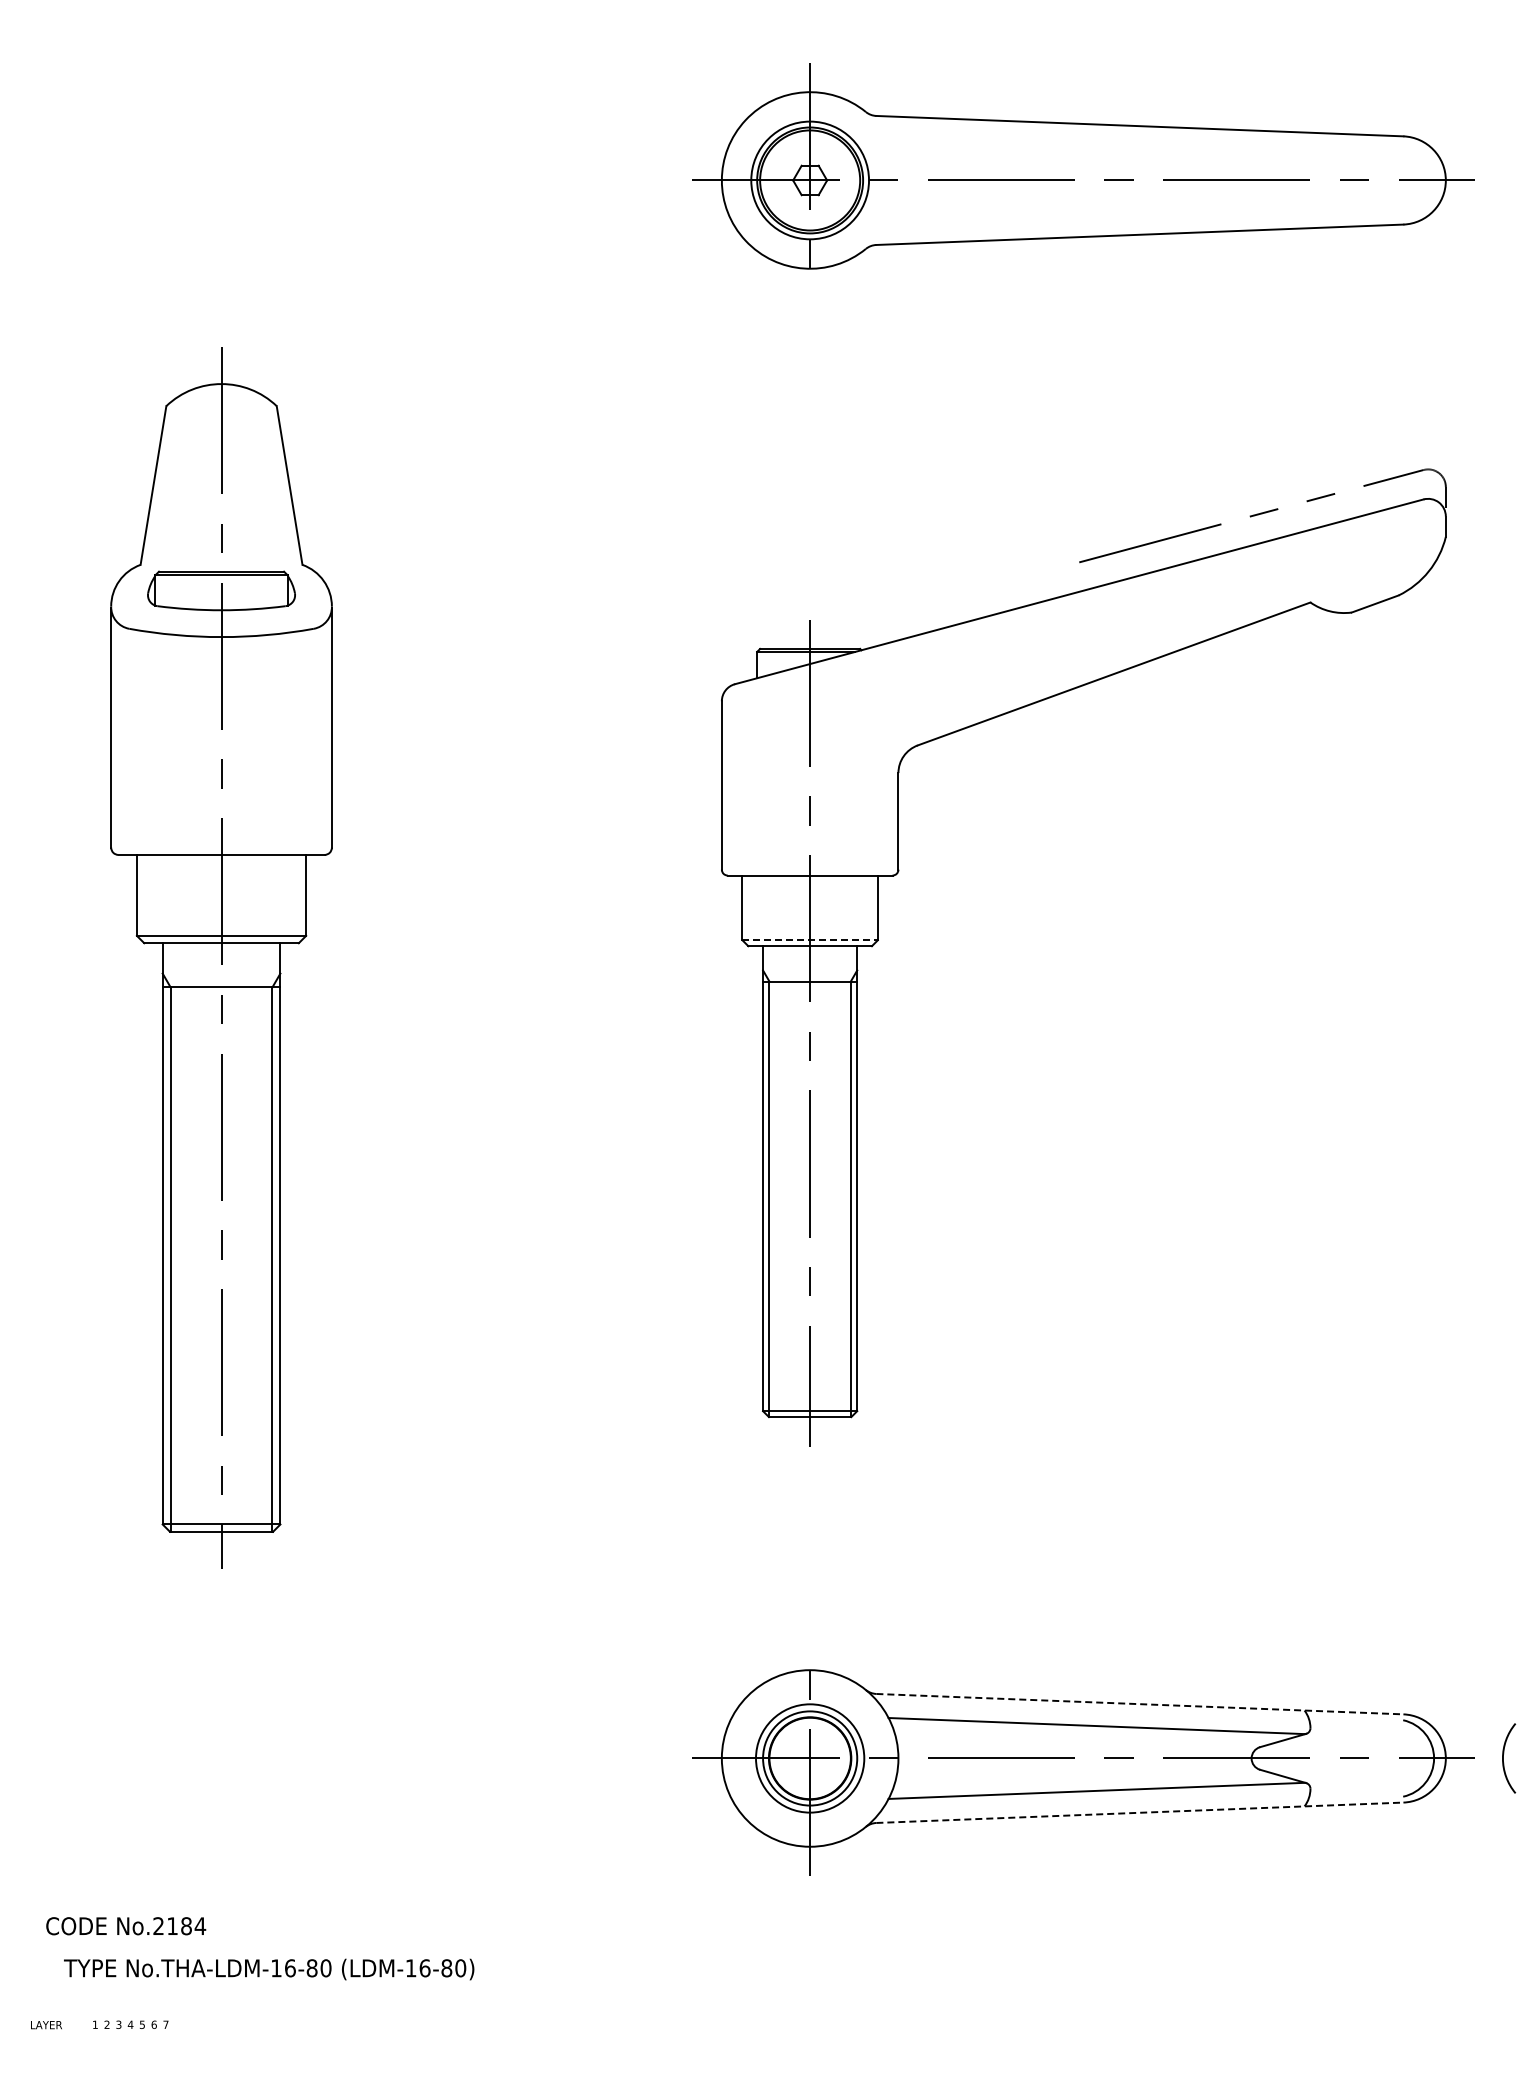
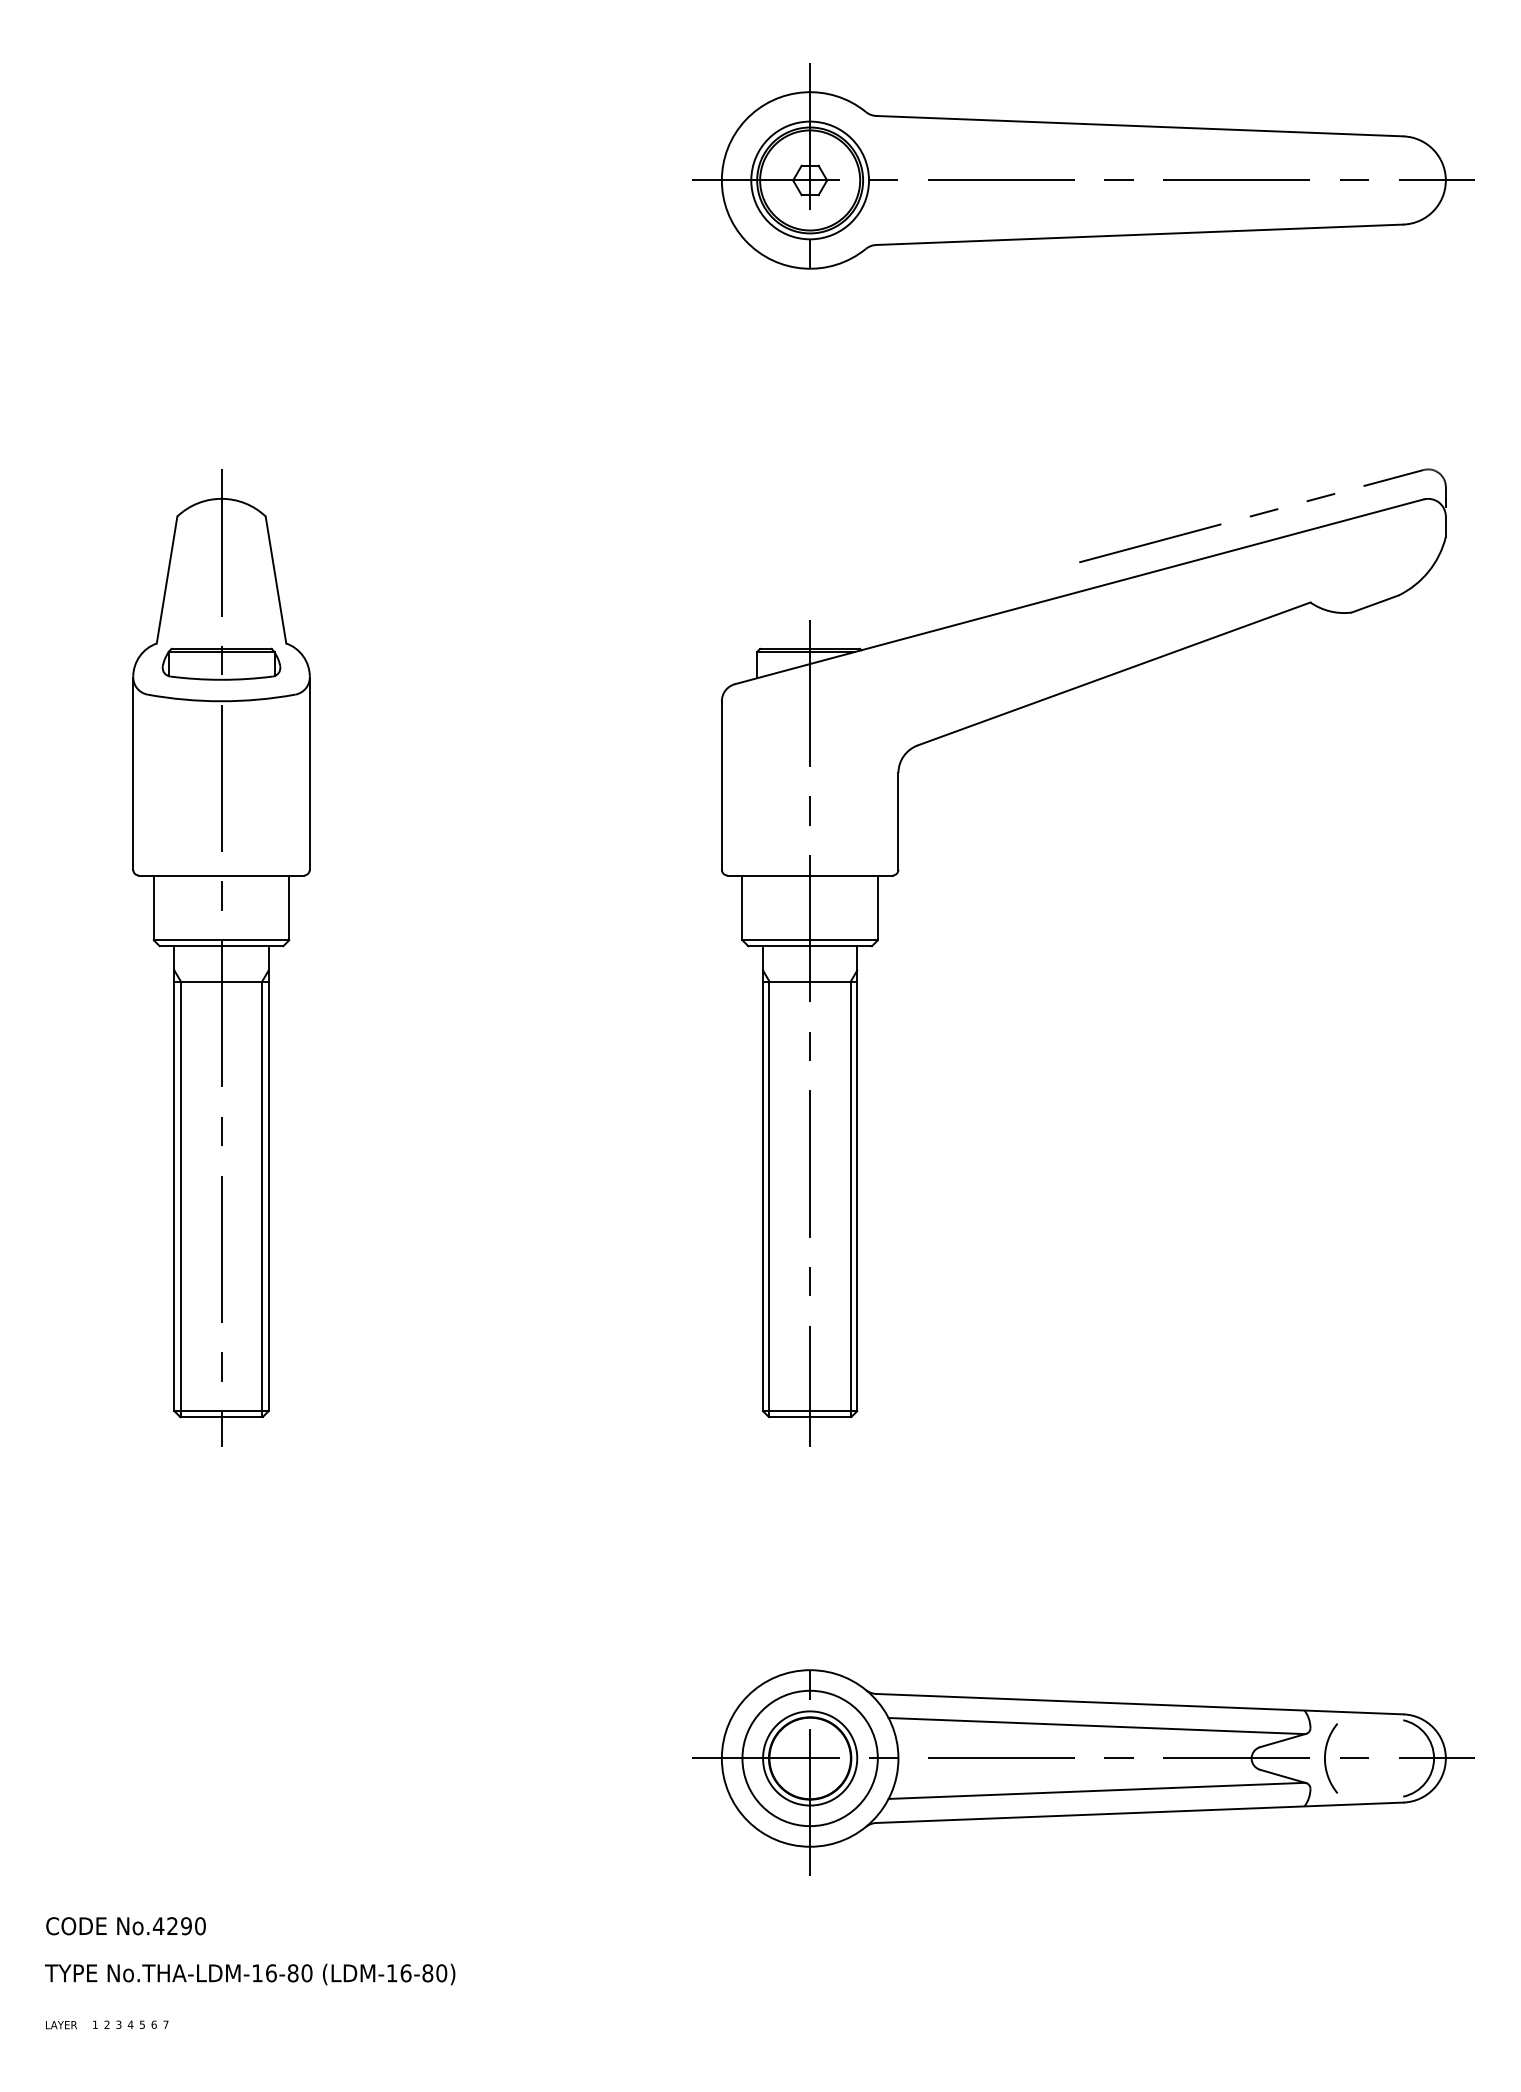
line: dashed -> solid (810, 940)
part size: 223x1222 px -> 179x978 px (221, 957)
line: dashed -> solid (1139, 1704)
circle diameter: 108 px -> 135 px (809, 1758)
arc position: (1503, 1758) -> (1325, 1758) (1325, 1758)
line: dashed -> solid (1139, 1812)
text: No.2184 -> No.4290 (179, 1926)
text position: (269, 1969) -> (250, 1974) (250, 1974)
text position: (46, 2025) -> (61, 2025) (61, 2025)
